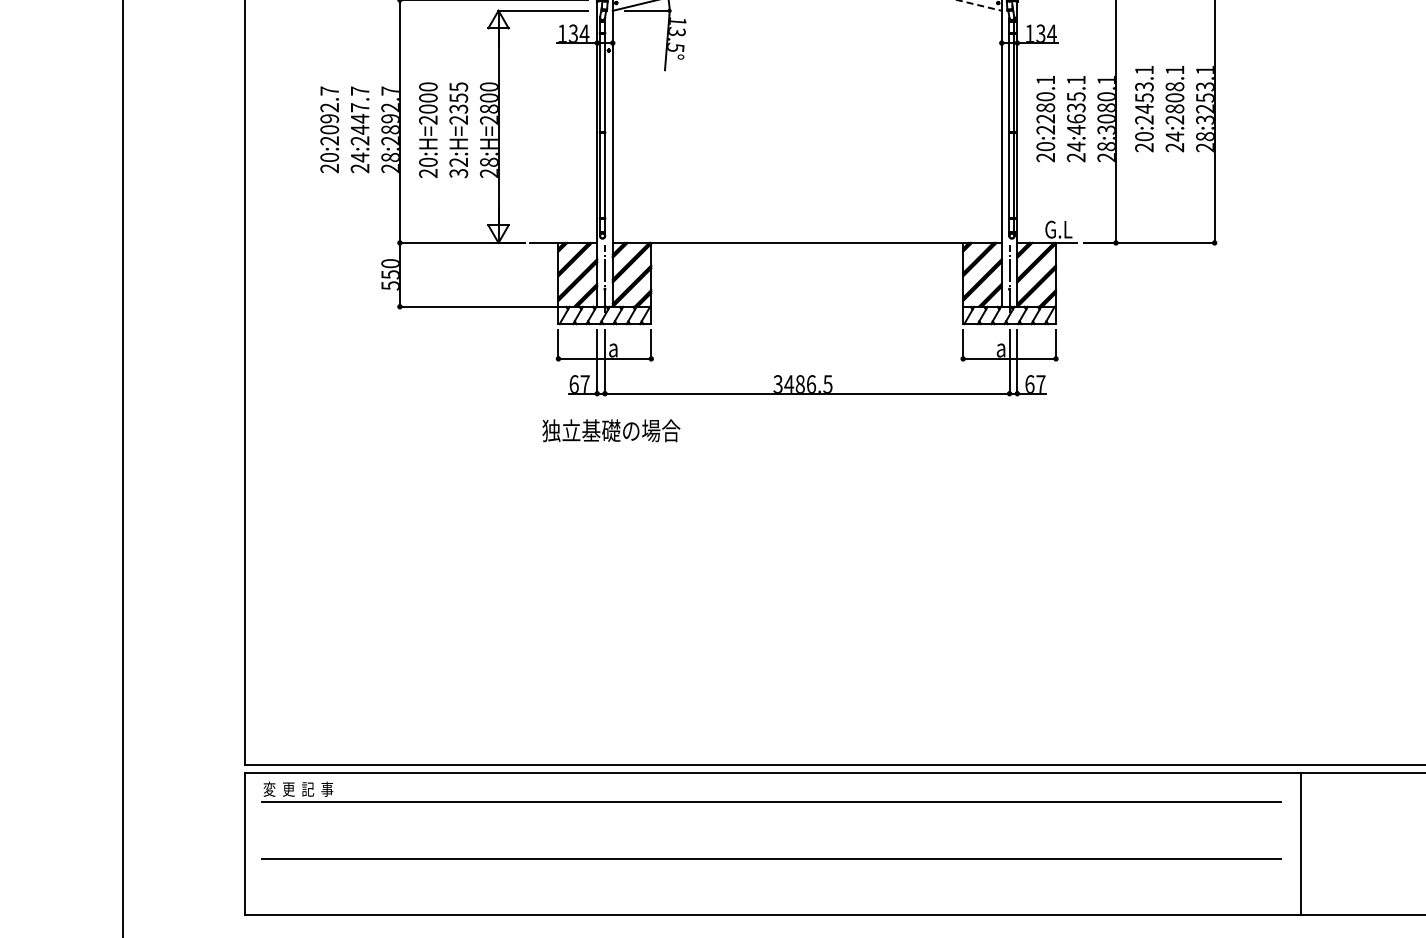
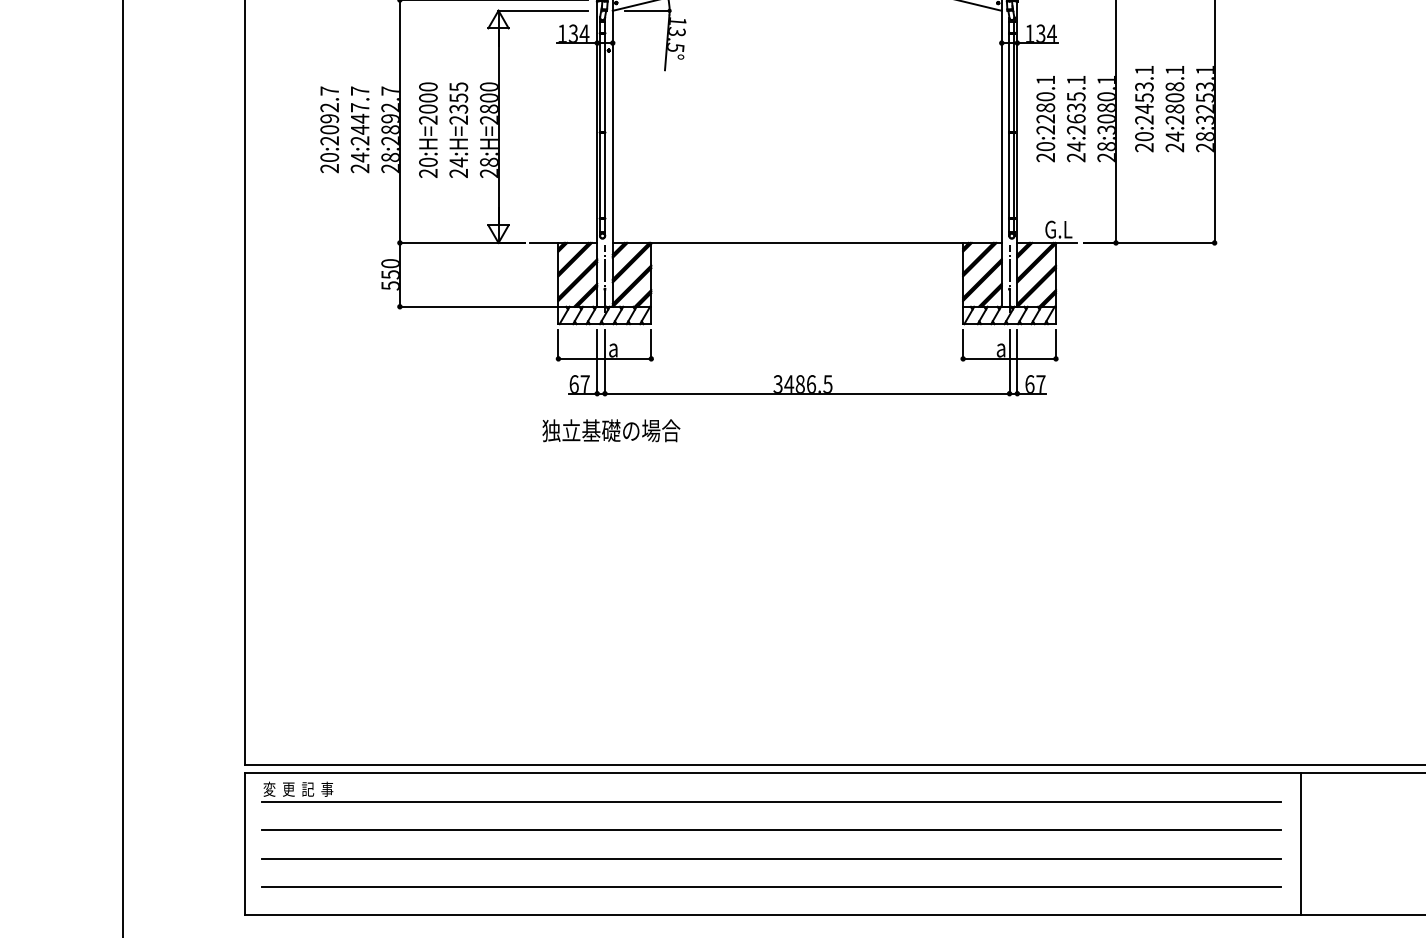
line: dashed -> solid (979, 5)
text: 24:4635.1 -> 24:2635.1 (1075, 130)
text: 32:H=2355 -> 24:H=2355 (458, 167)
line: none -> present (771, 830)
line: none -> present (771, 886)
